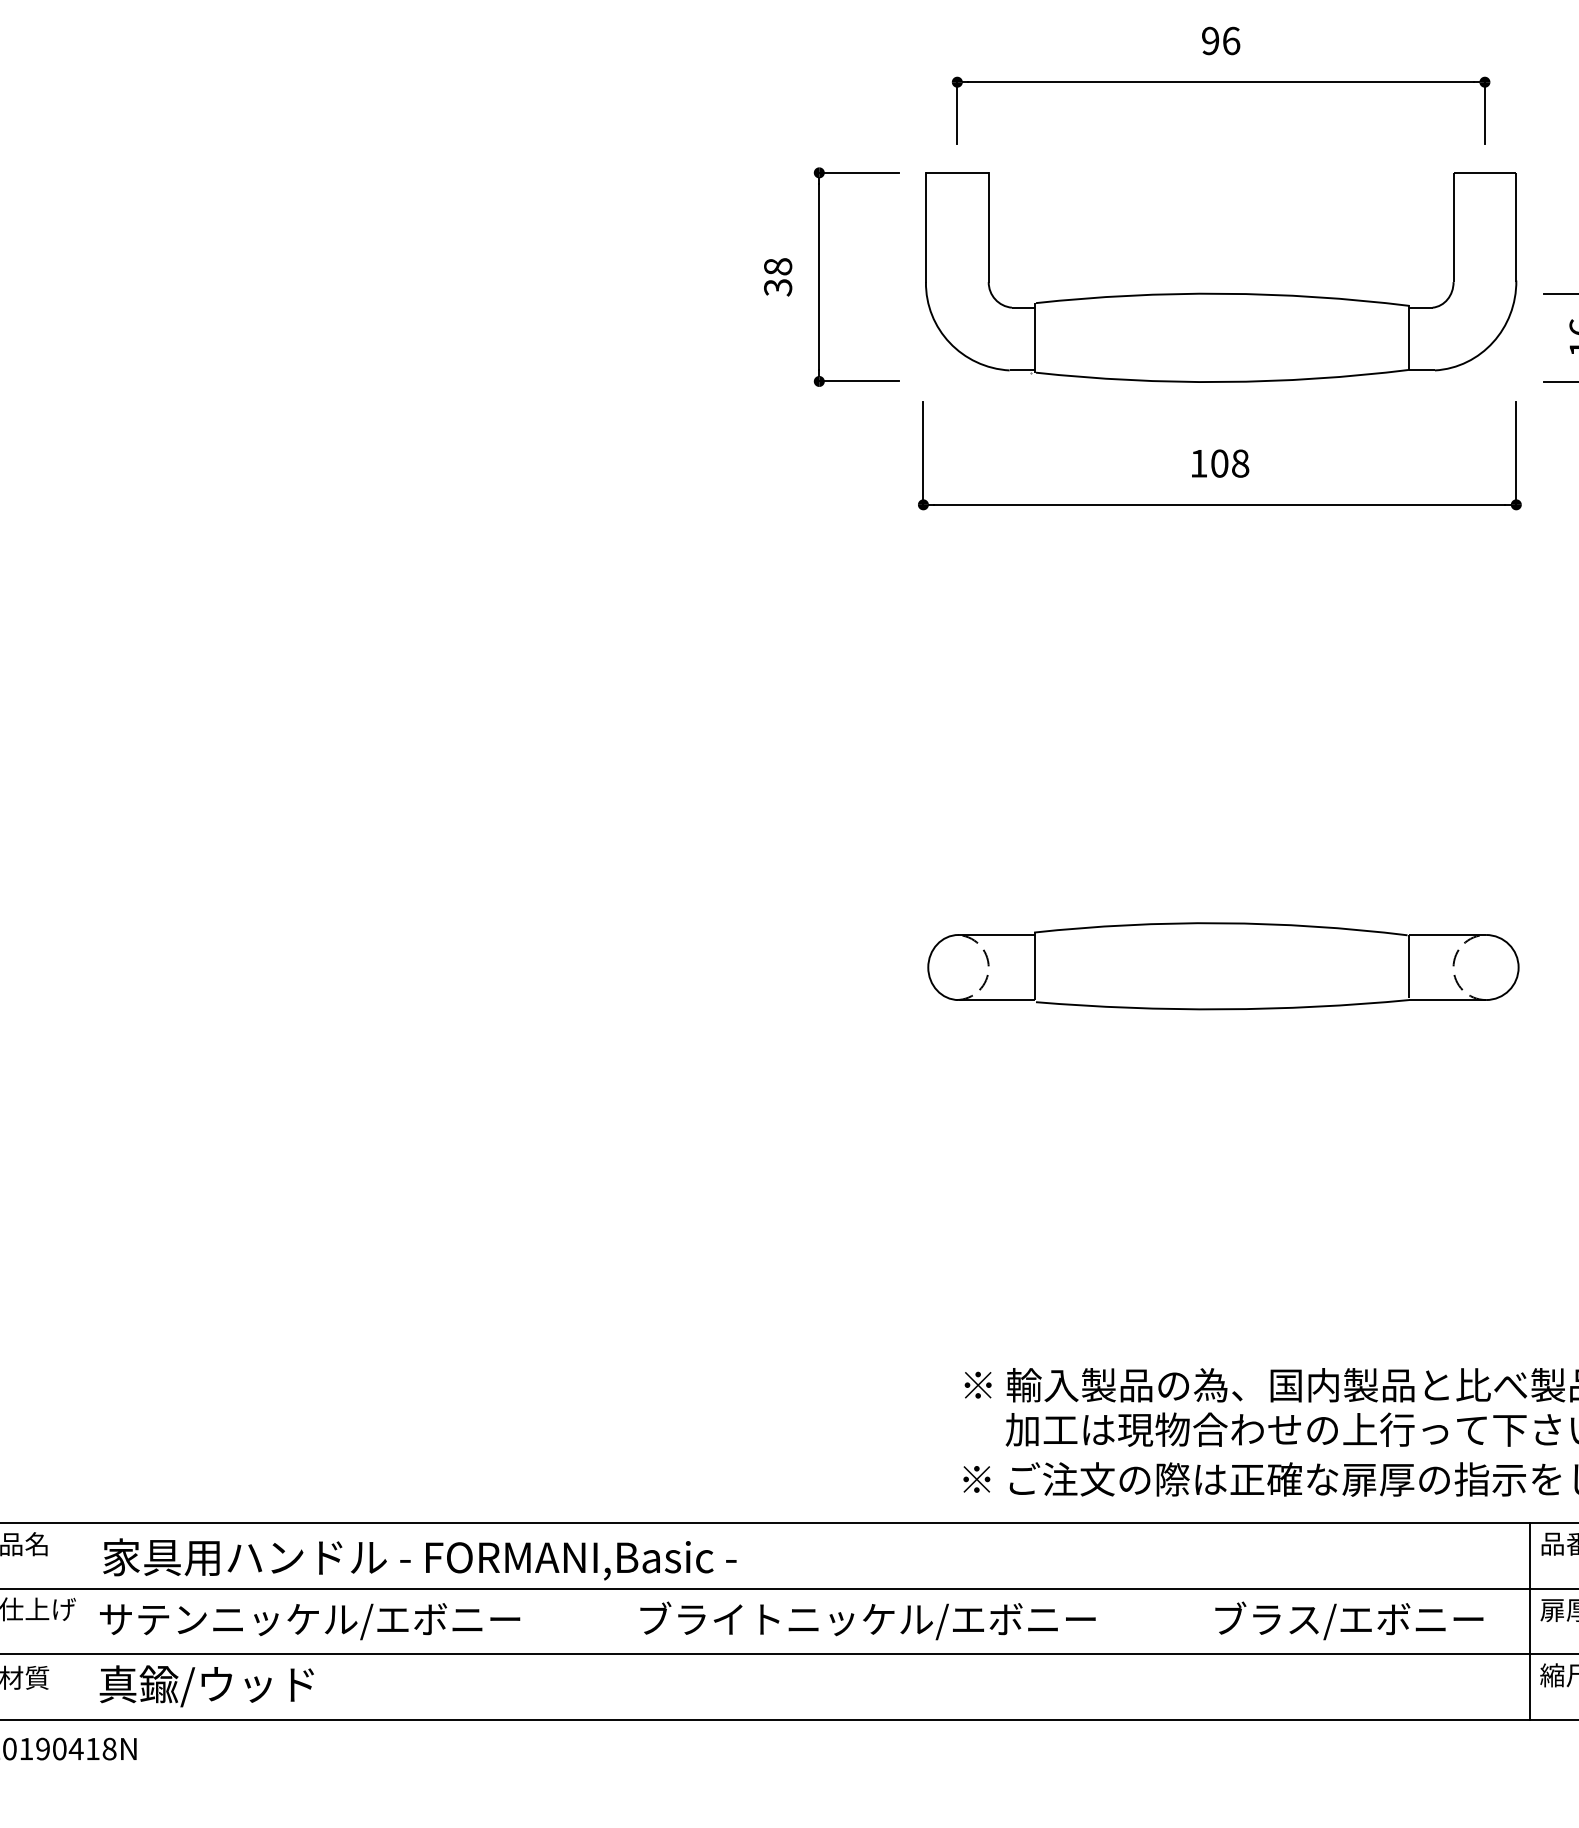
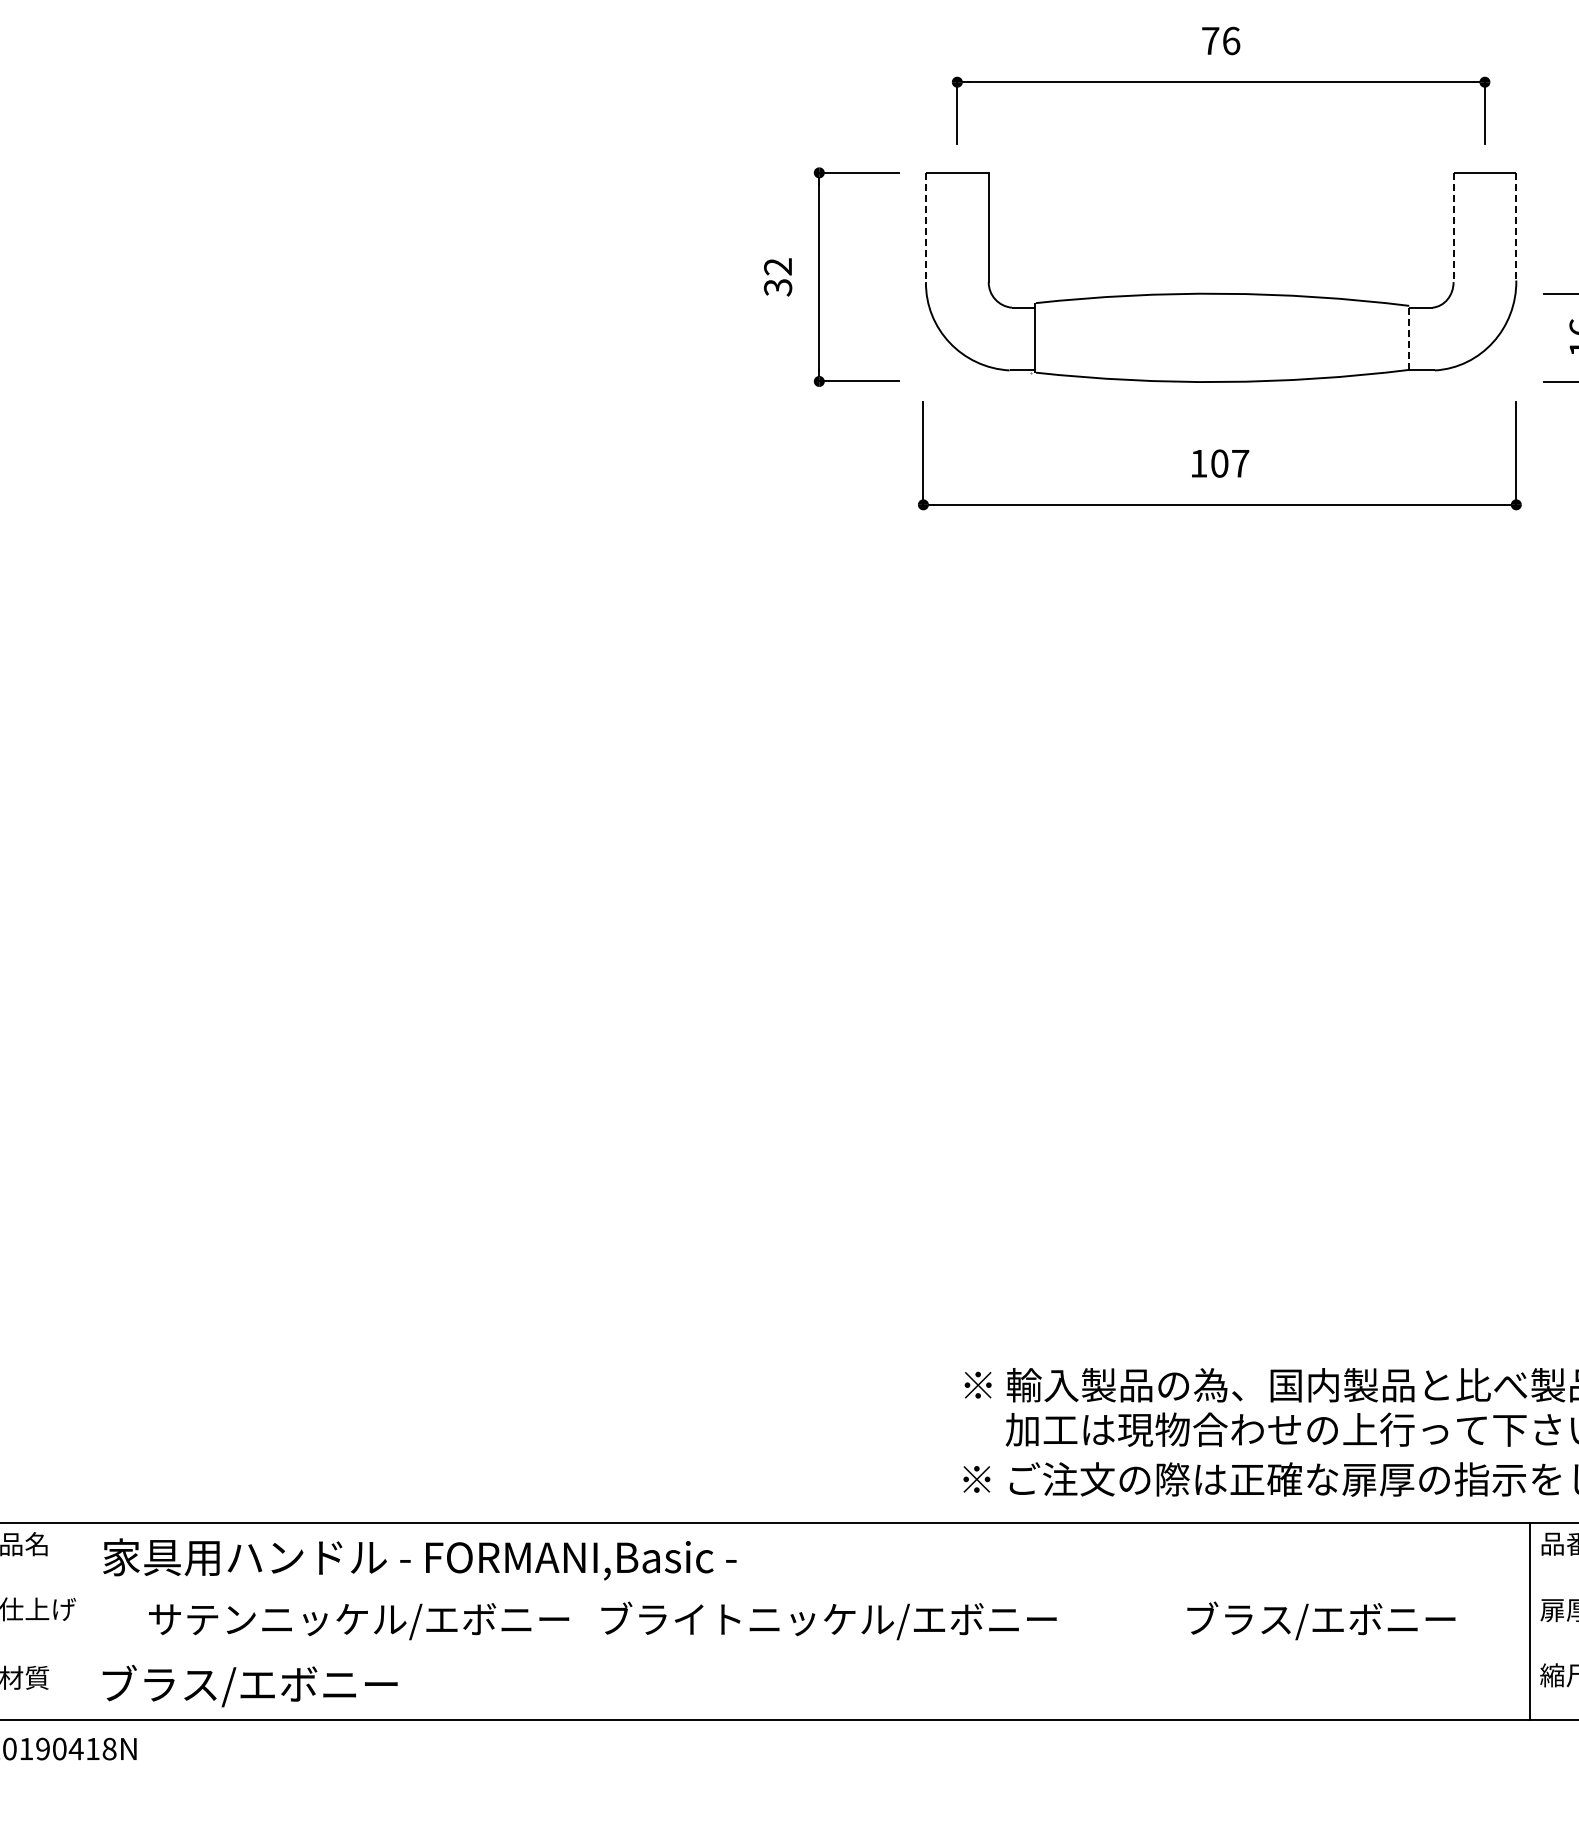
text: 96 -> 76 (1210, 40)
line: solid -> dashed (925, 227)
line: solid -> dashed (1453, 227)
line: solid -> dashed (1516, 227)
text: 38 -> 32 (778, 266)
line: solid -> dashed (1409, 337)
text: 108 -> 107 (1240, 463)
part: present -> none (1223, 924)
line: present -> none (788, 1589)
text position: (867, 1620) -> (828, 1620) (828, 1620)
text position: (1349, 1620) -> (1321, 1620) (1321, 1620)
text position: (310, 1621) -> (359, 1621) (359, 1621)
line: present -> none (788, 1654)
text: 真鍮/ウッド -> ブラス/エボニー (248, 1685)
